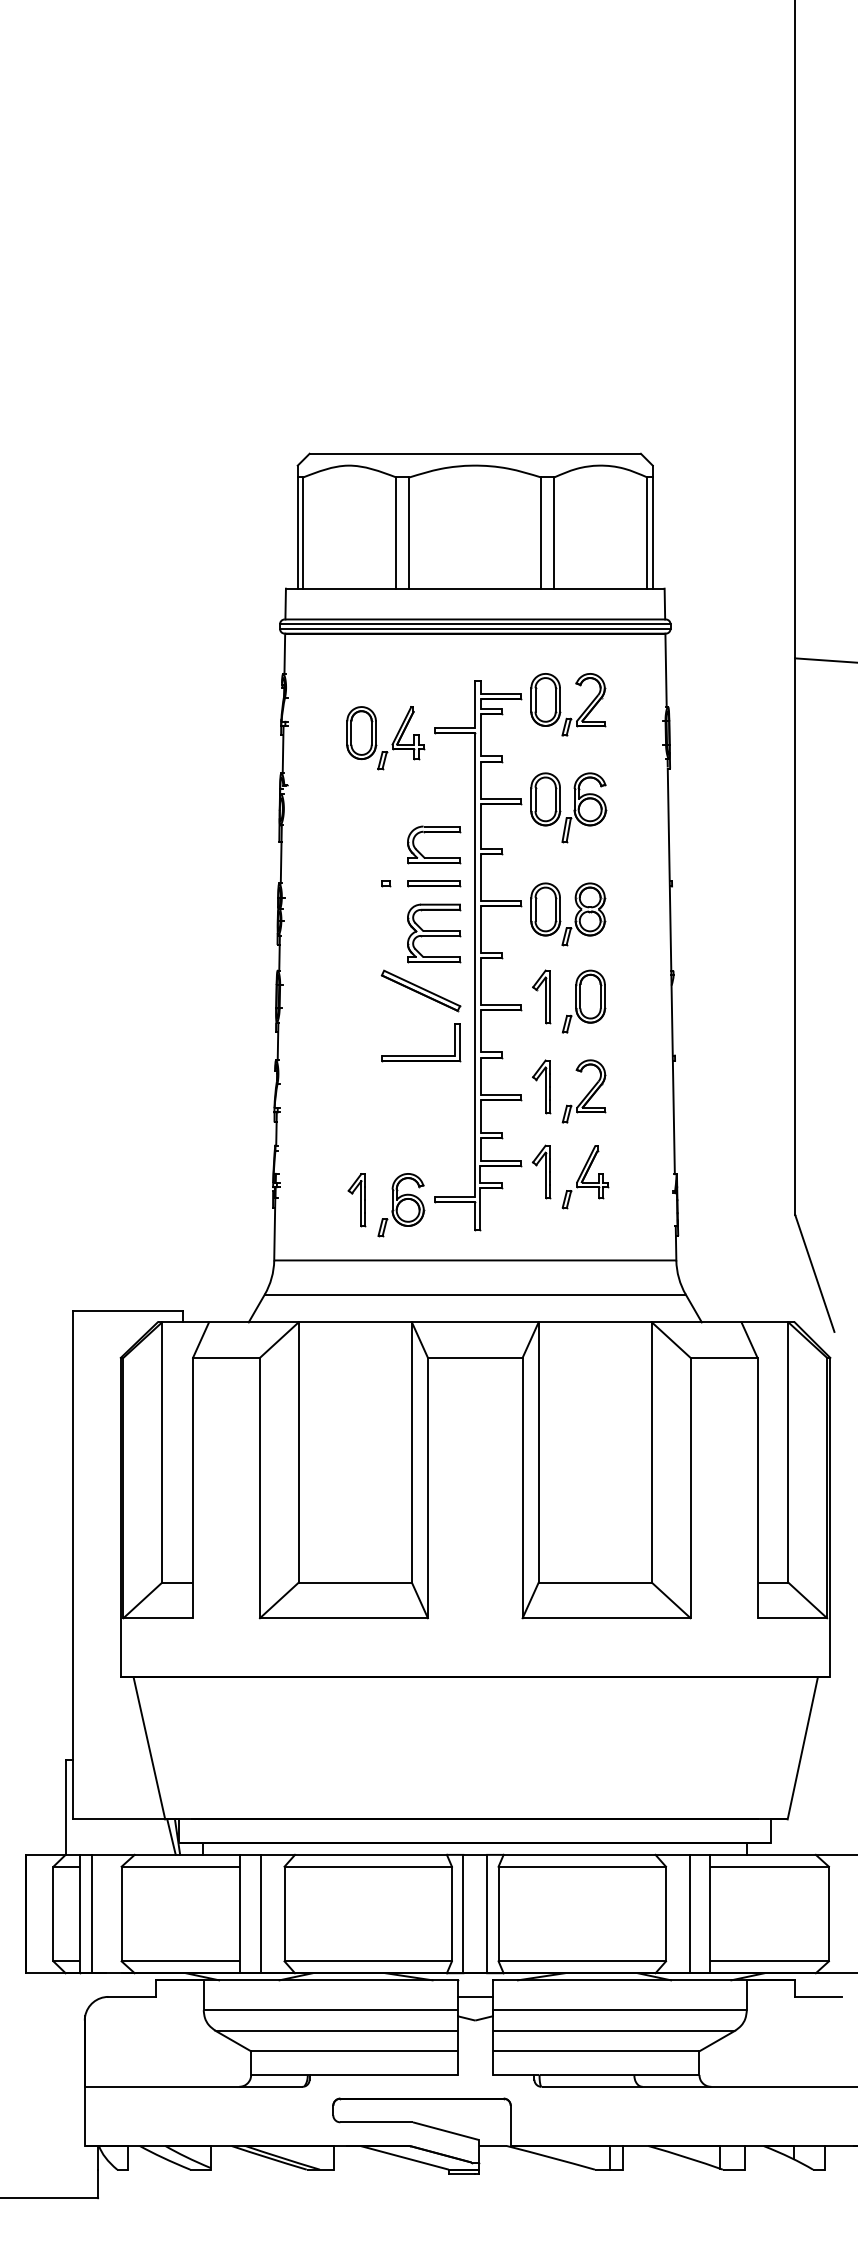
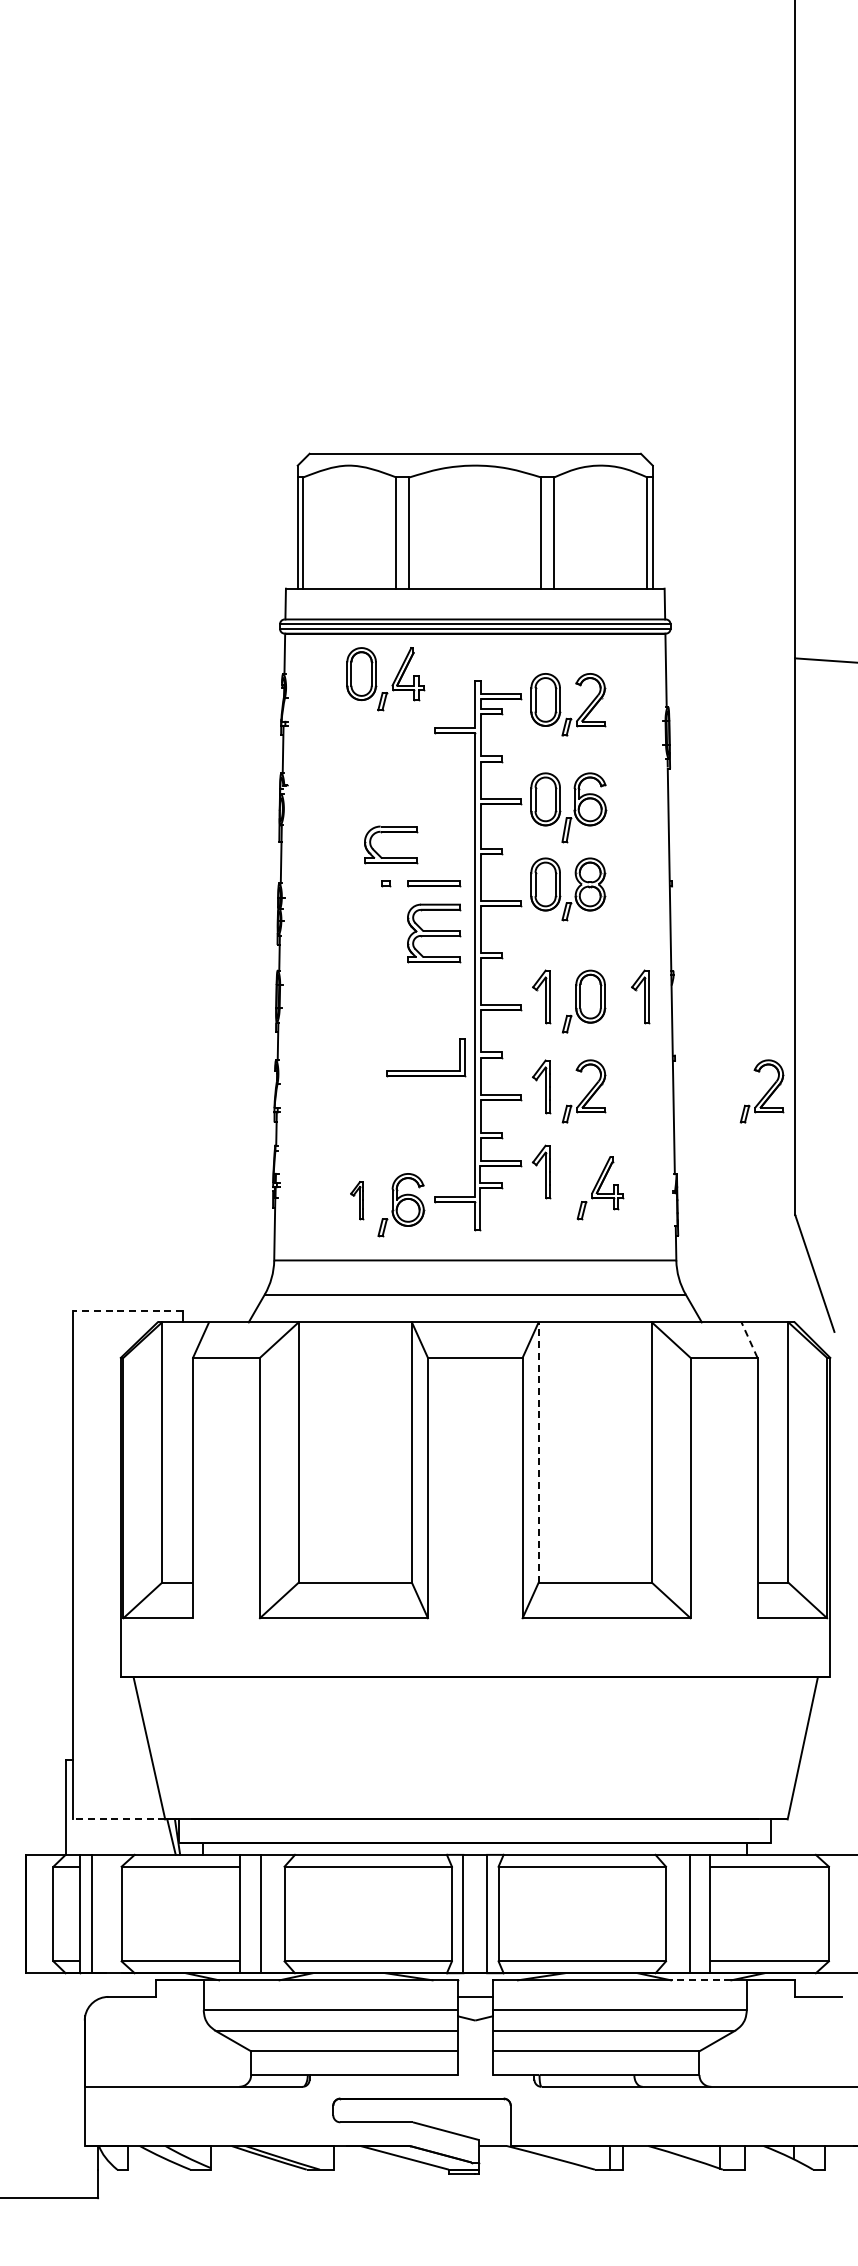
part position: (392, 742) -> (392, 683) (392, 683)
part position: (434, 832) -> (391, 832) (391, 832)
part position: (575, 915) -> (575, 890) (575, 890)
part: present -> none (420, 990)
part: none -> present (640, 996)
part position: (421, 1055) -> (426, 1070) (426, 1070)
part: none -> present (761, 1091)
part position: (585, 1177) -> (600, 1188) (600, 1188)
part size: 20x55 px -> 15x40 px (357, 1200)
line: solid -> dashed (127, 1310)
line: solid -> dashed (749, 1339)
line: solid -> dashed (538, 1452)
line: solid -> dashed (118, 1819)
line: solid -> dashed (700, 1980)
